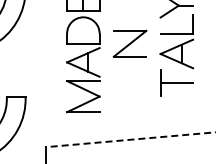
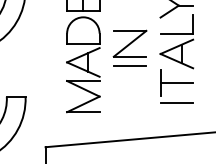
line: none -> present (129, 66)
line: none -> present (176, 103)
line: dashed -> solid (130, 139)
